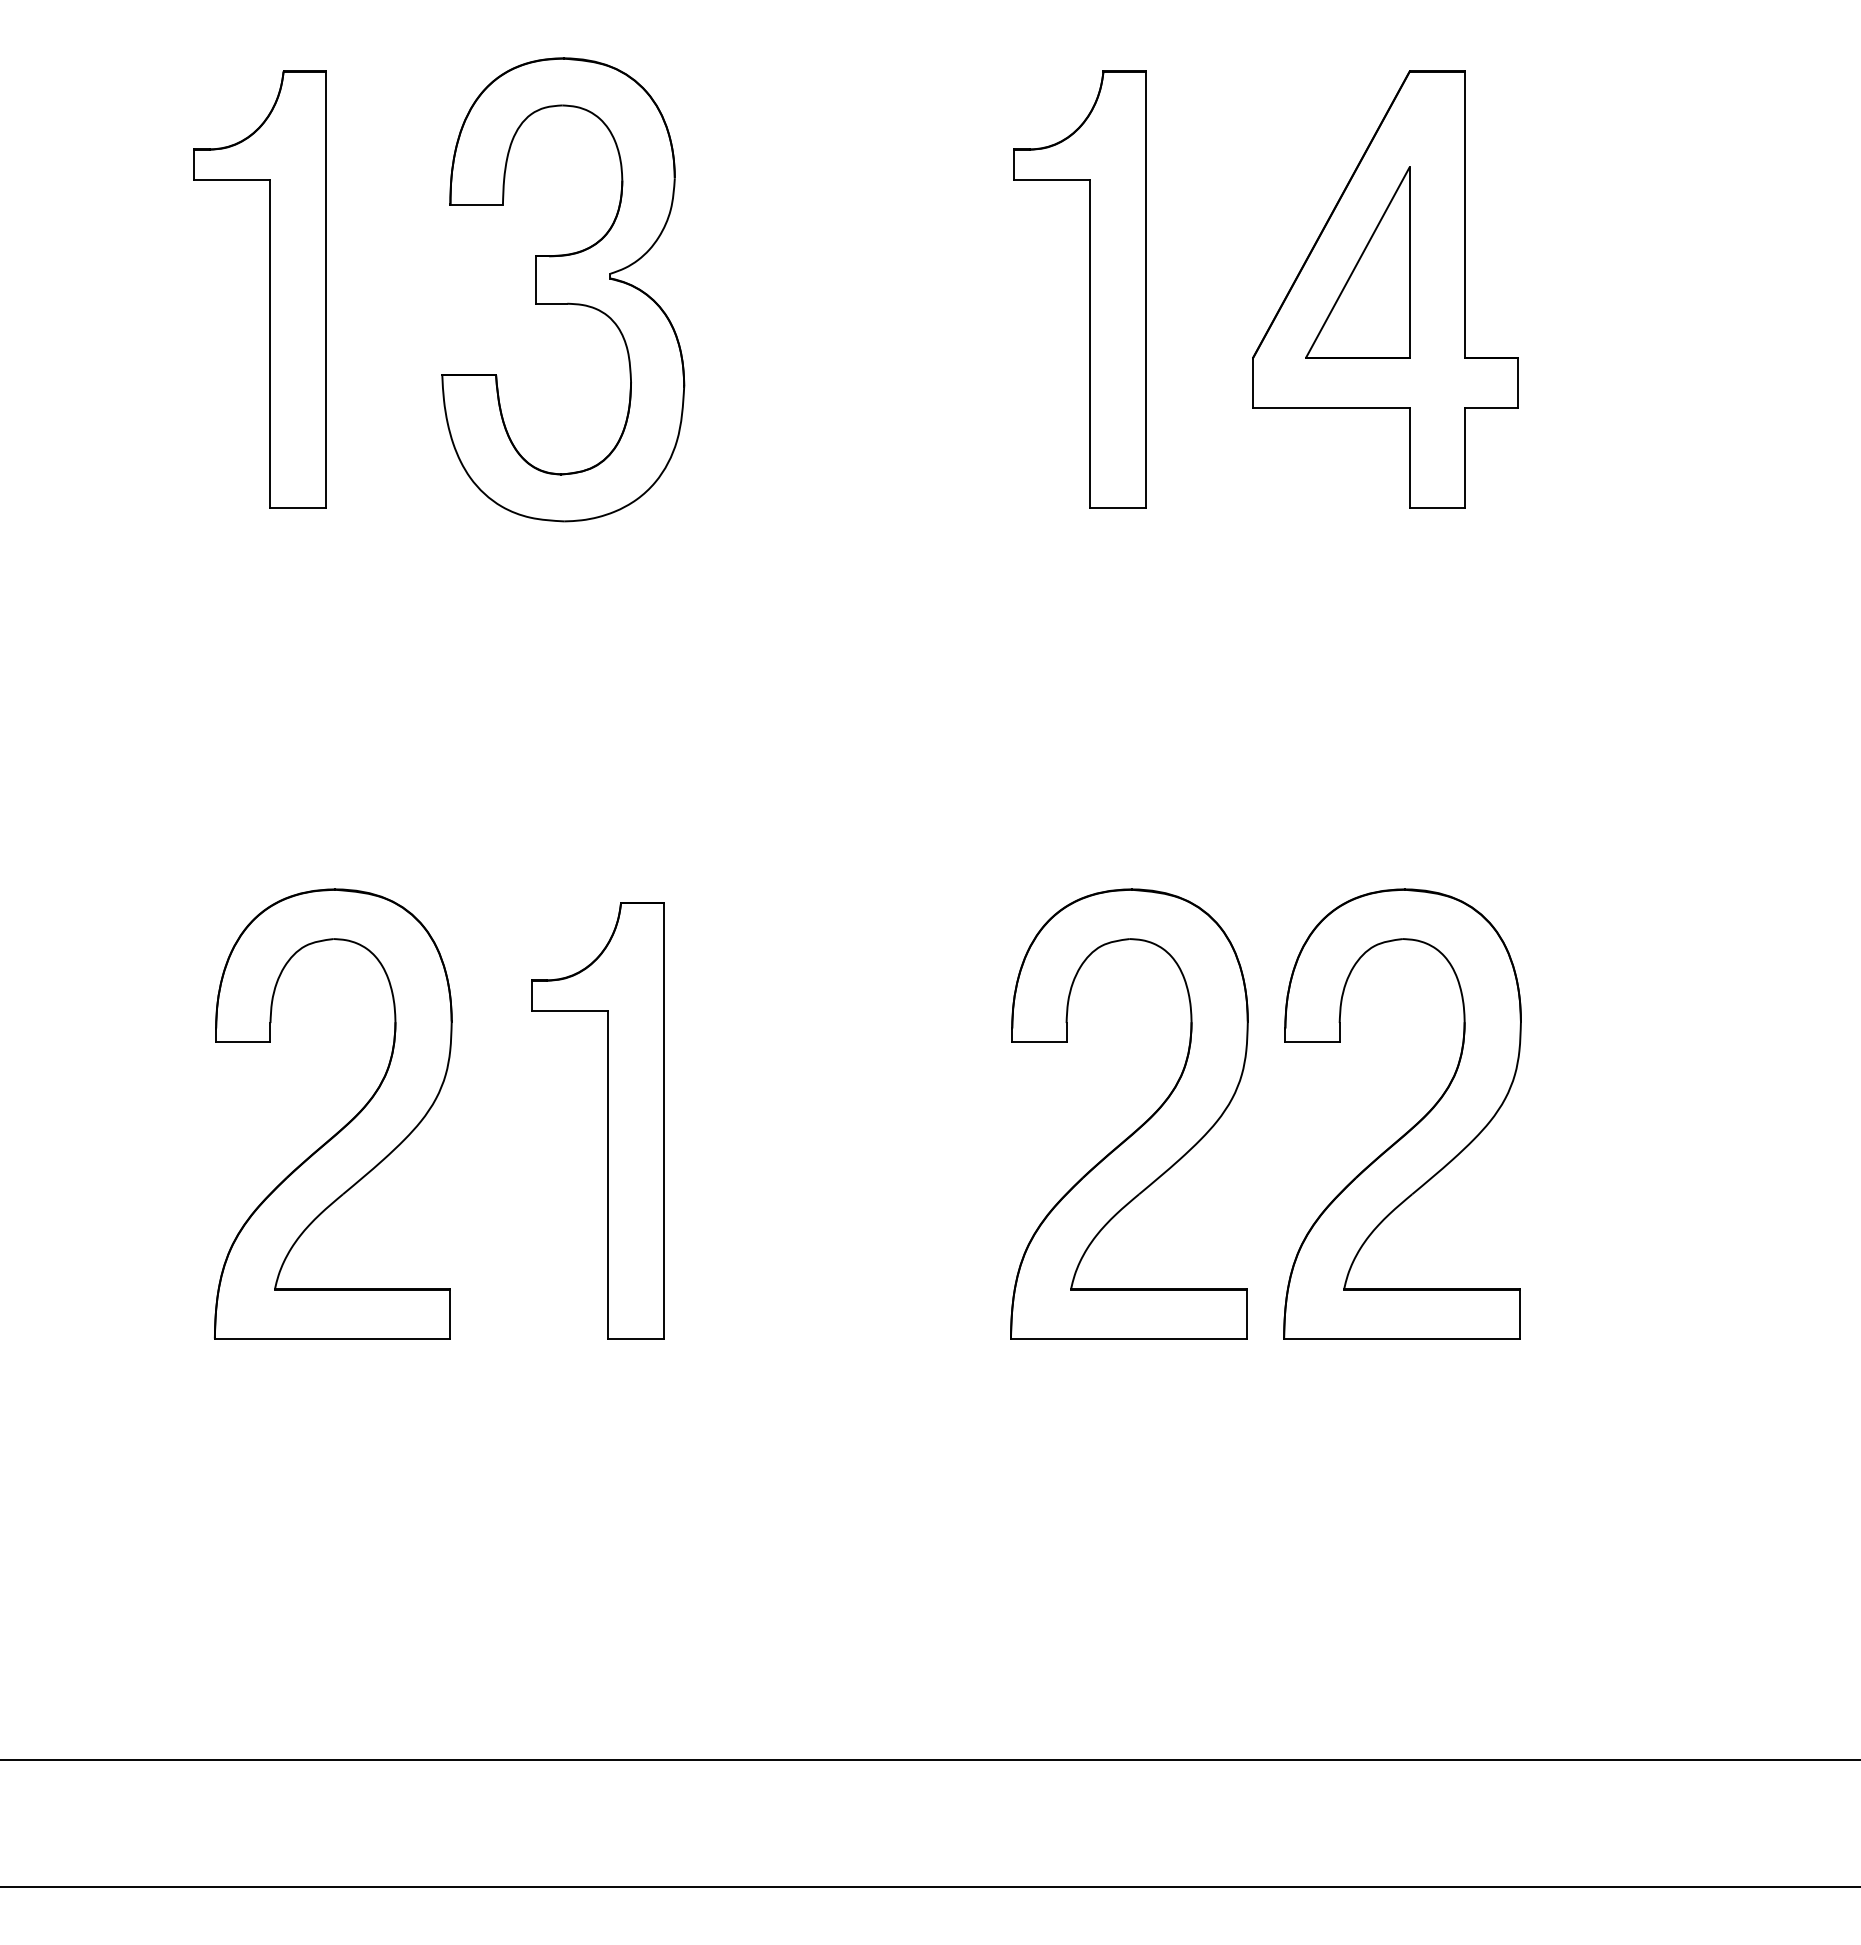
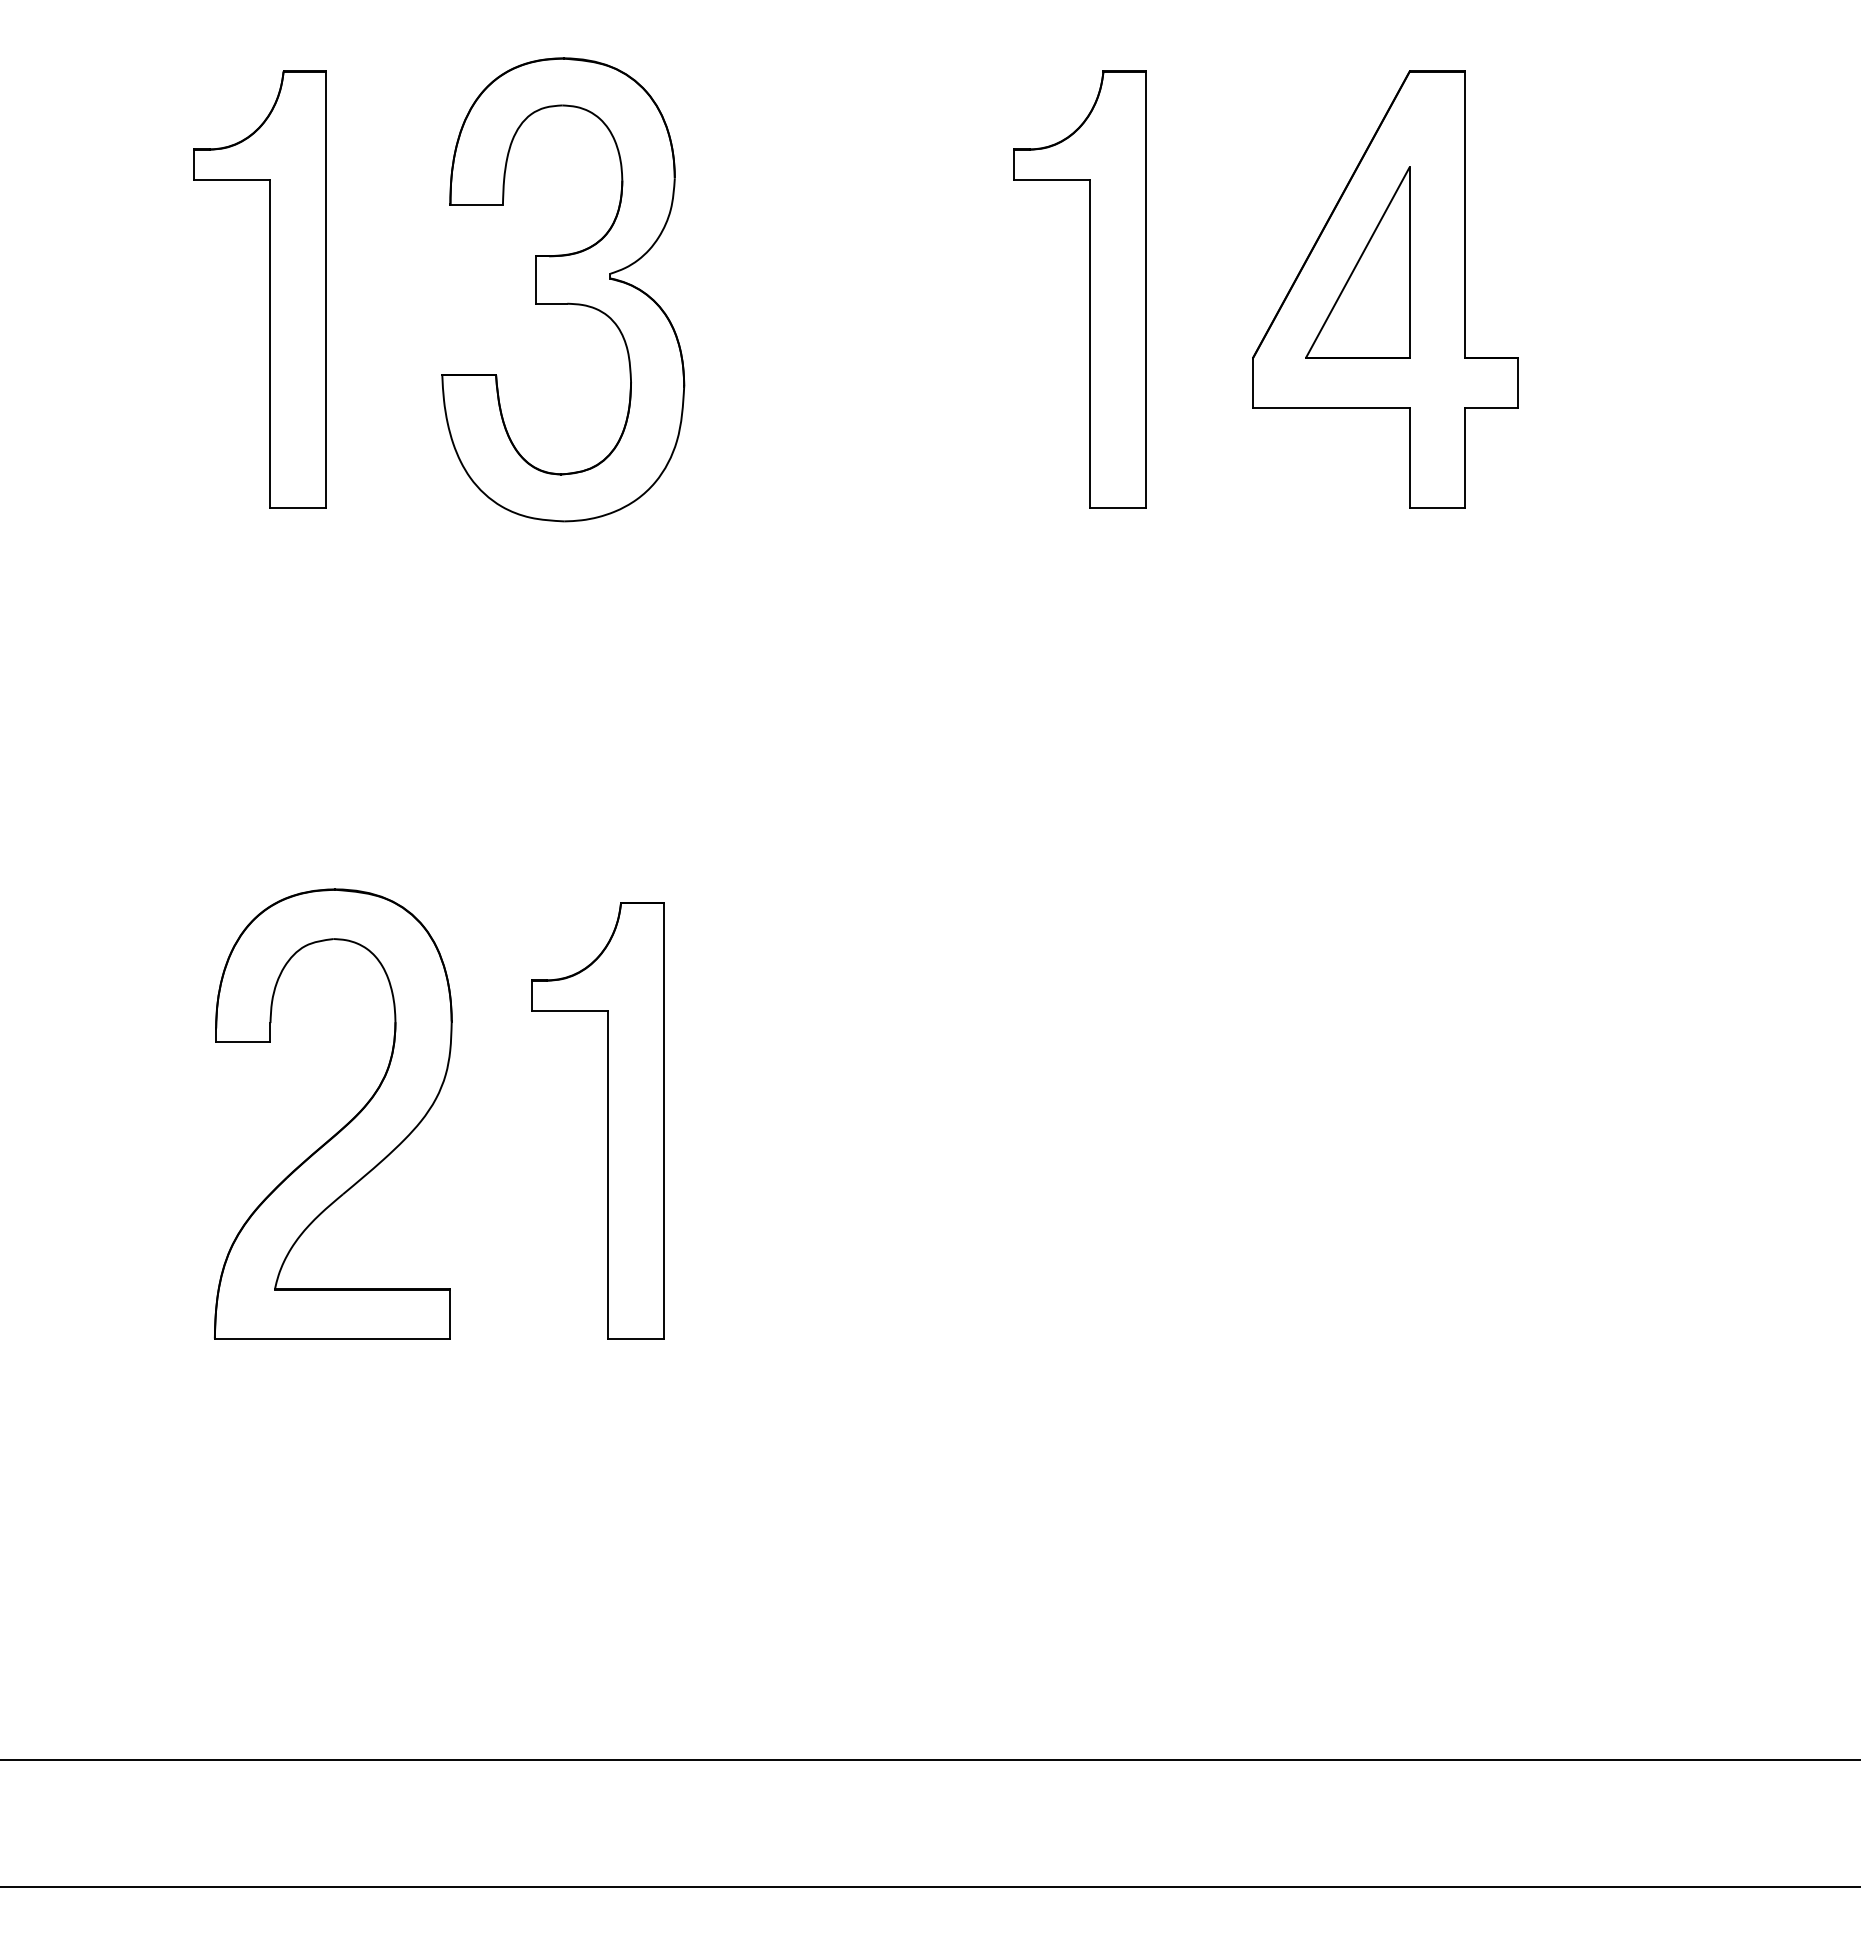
part: present -> none (1141, 1124)
part: present -> none (1414, 1124)
